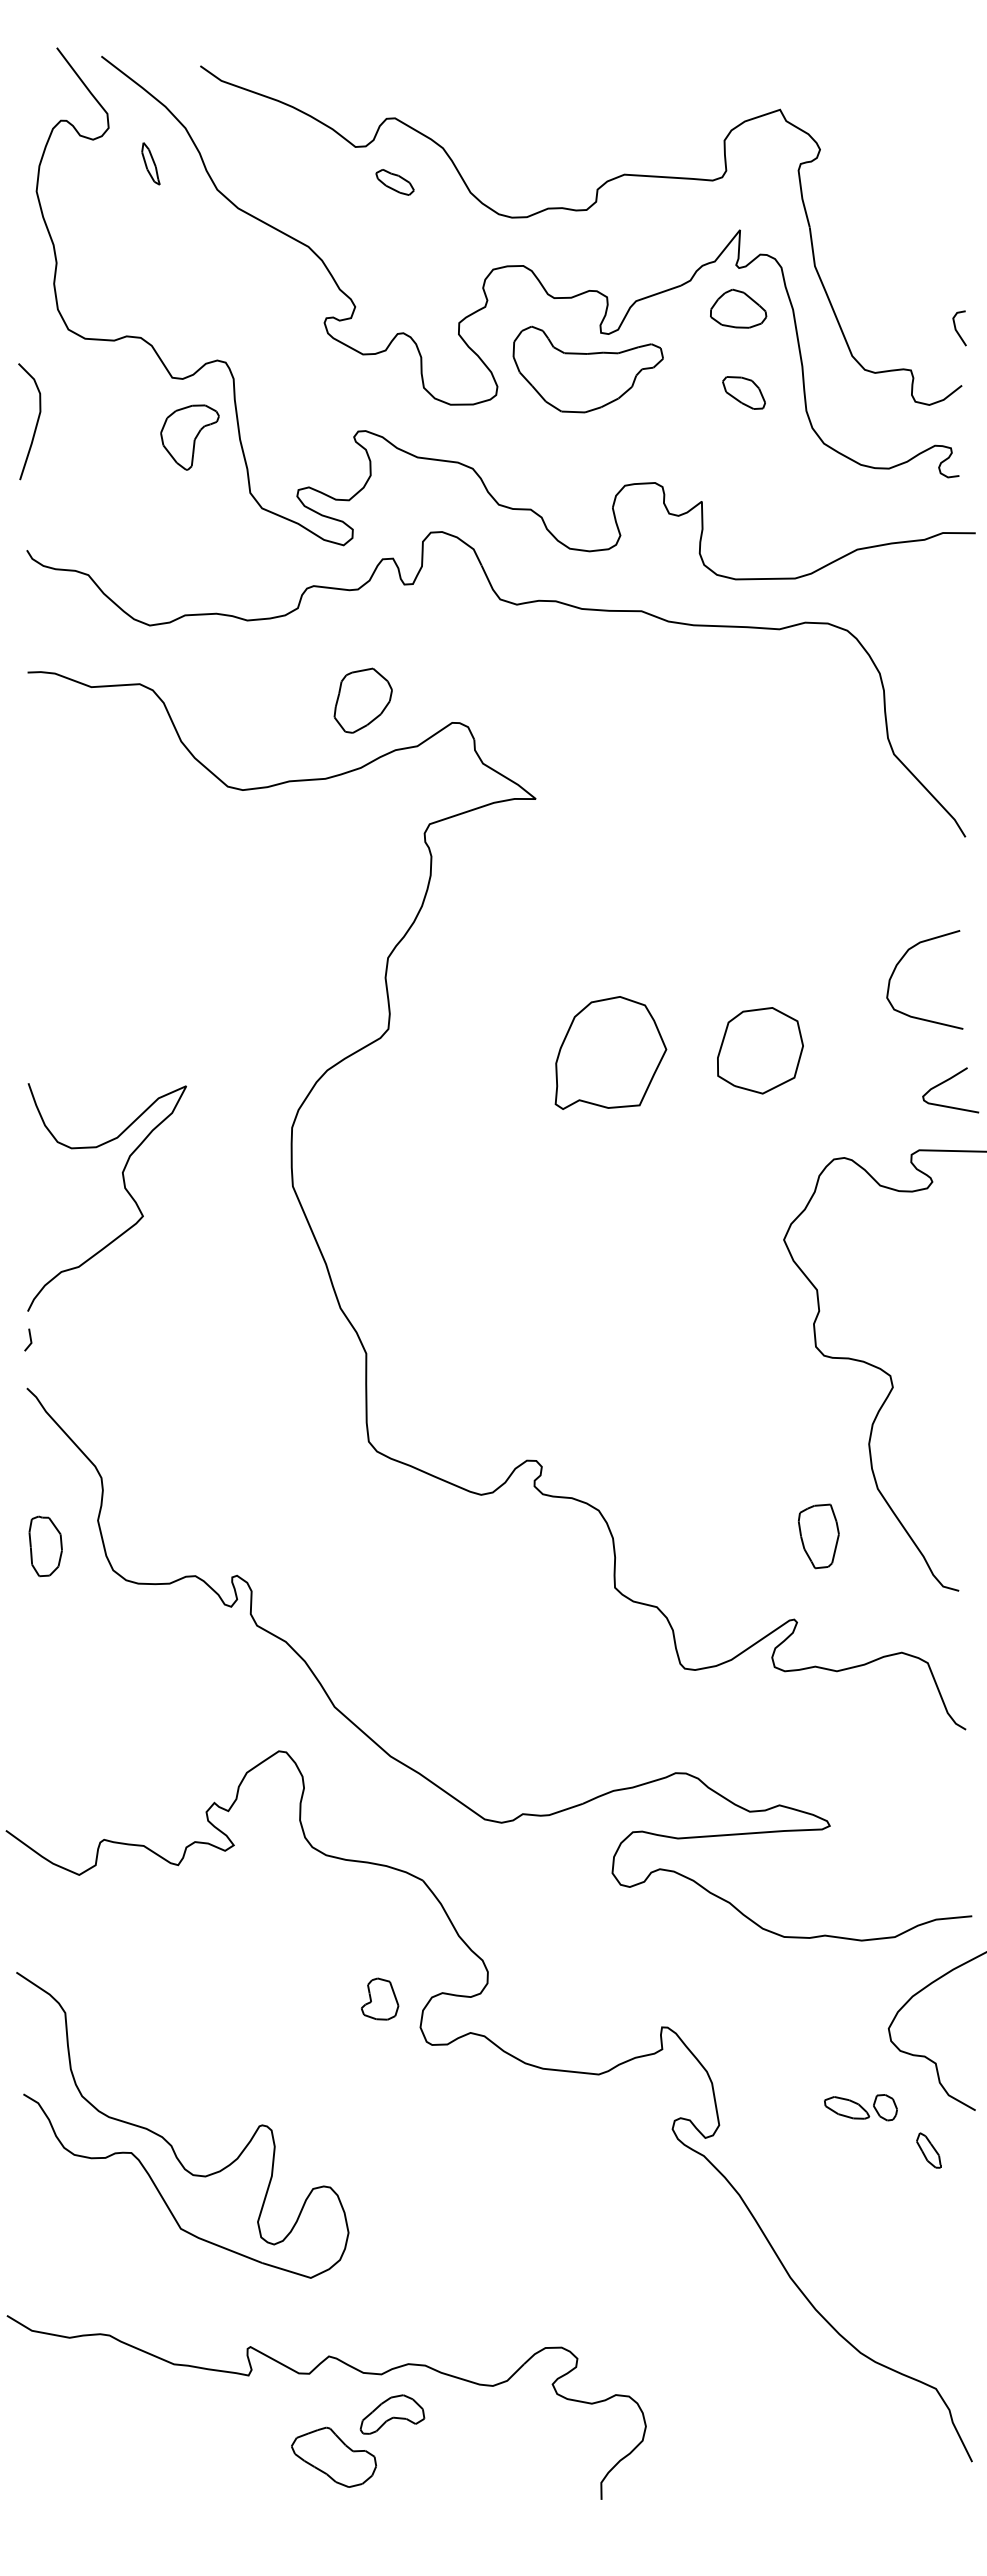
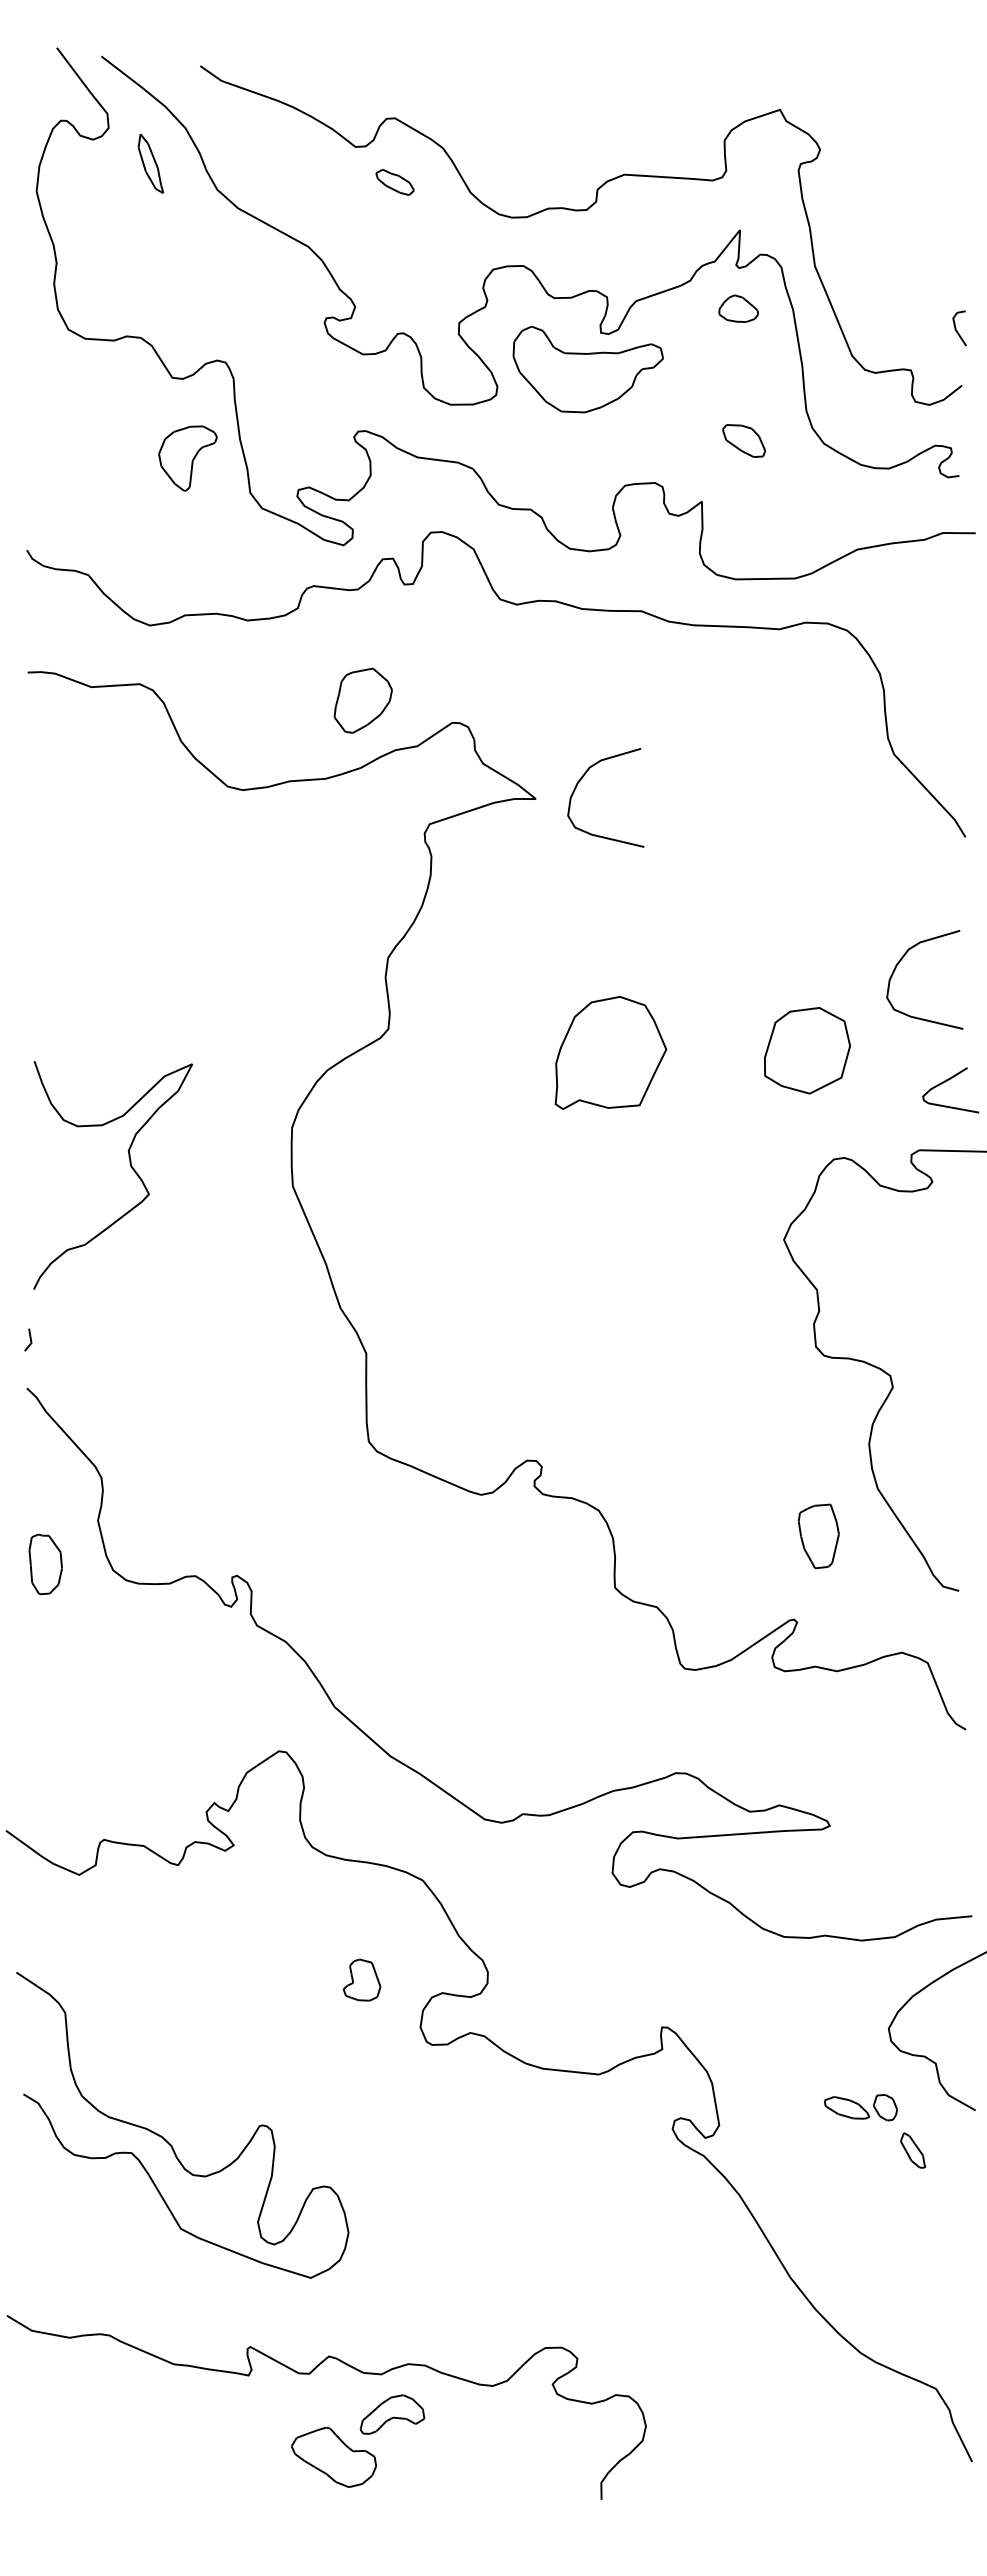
part size: 20x44 px -> 28x61 px (150, 163)
part size: 58x41 px -> 41x29 px (738, 308)
part position: (743, 392) -> (743, 440) (743, 440)
curve: present -> none (36, 421)
part position: (189, 437) -> (187, 458) (187, 458)
curve: none -> present (580, 781)
part position: (760, 1050) -> (807, 1050) (807, 1050)
curve position: (124, 1188) -> (130, 1166) (130, 1166)
part position: (45, 1546) -> (45, 1564) (45, 1564)
part position: (379, 1998) -> (361, 1979) (361, 1979)
part position: (928, 2150) -> (912, 2150) (912, 2150)
